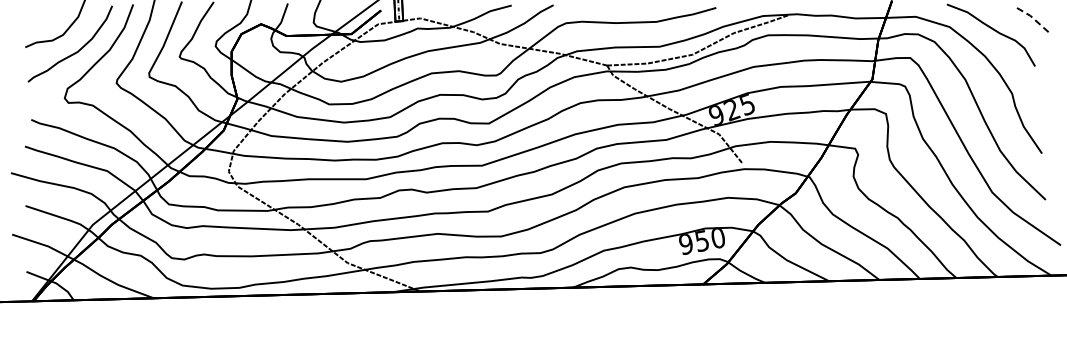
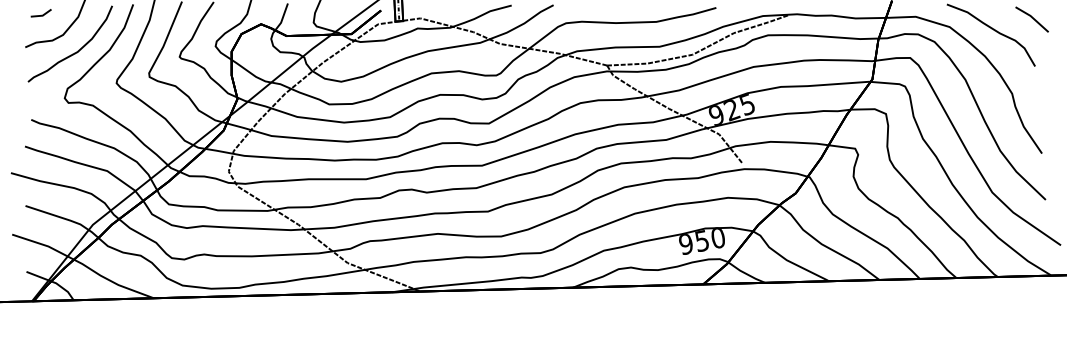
line: none -> present (41, 14)
line: dashed -> solid (1032, 17)
